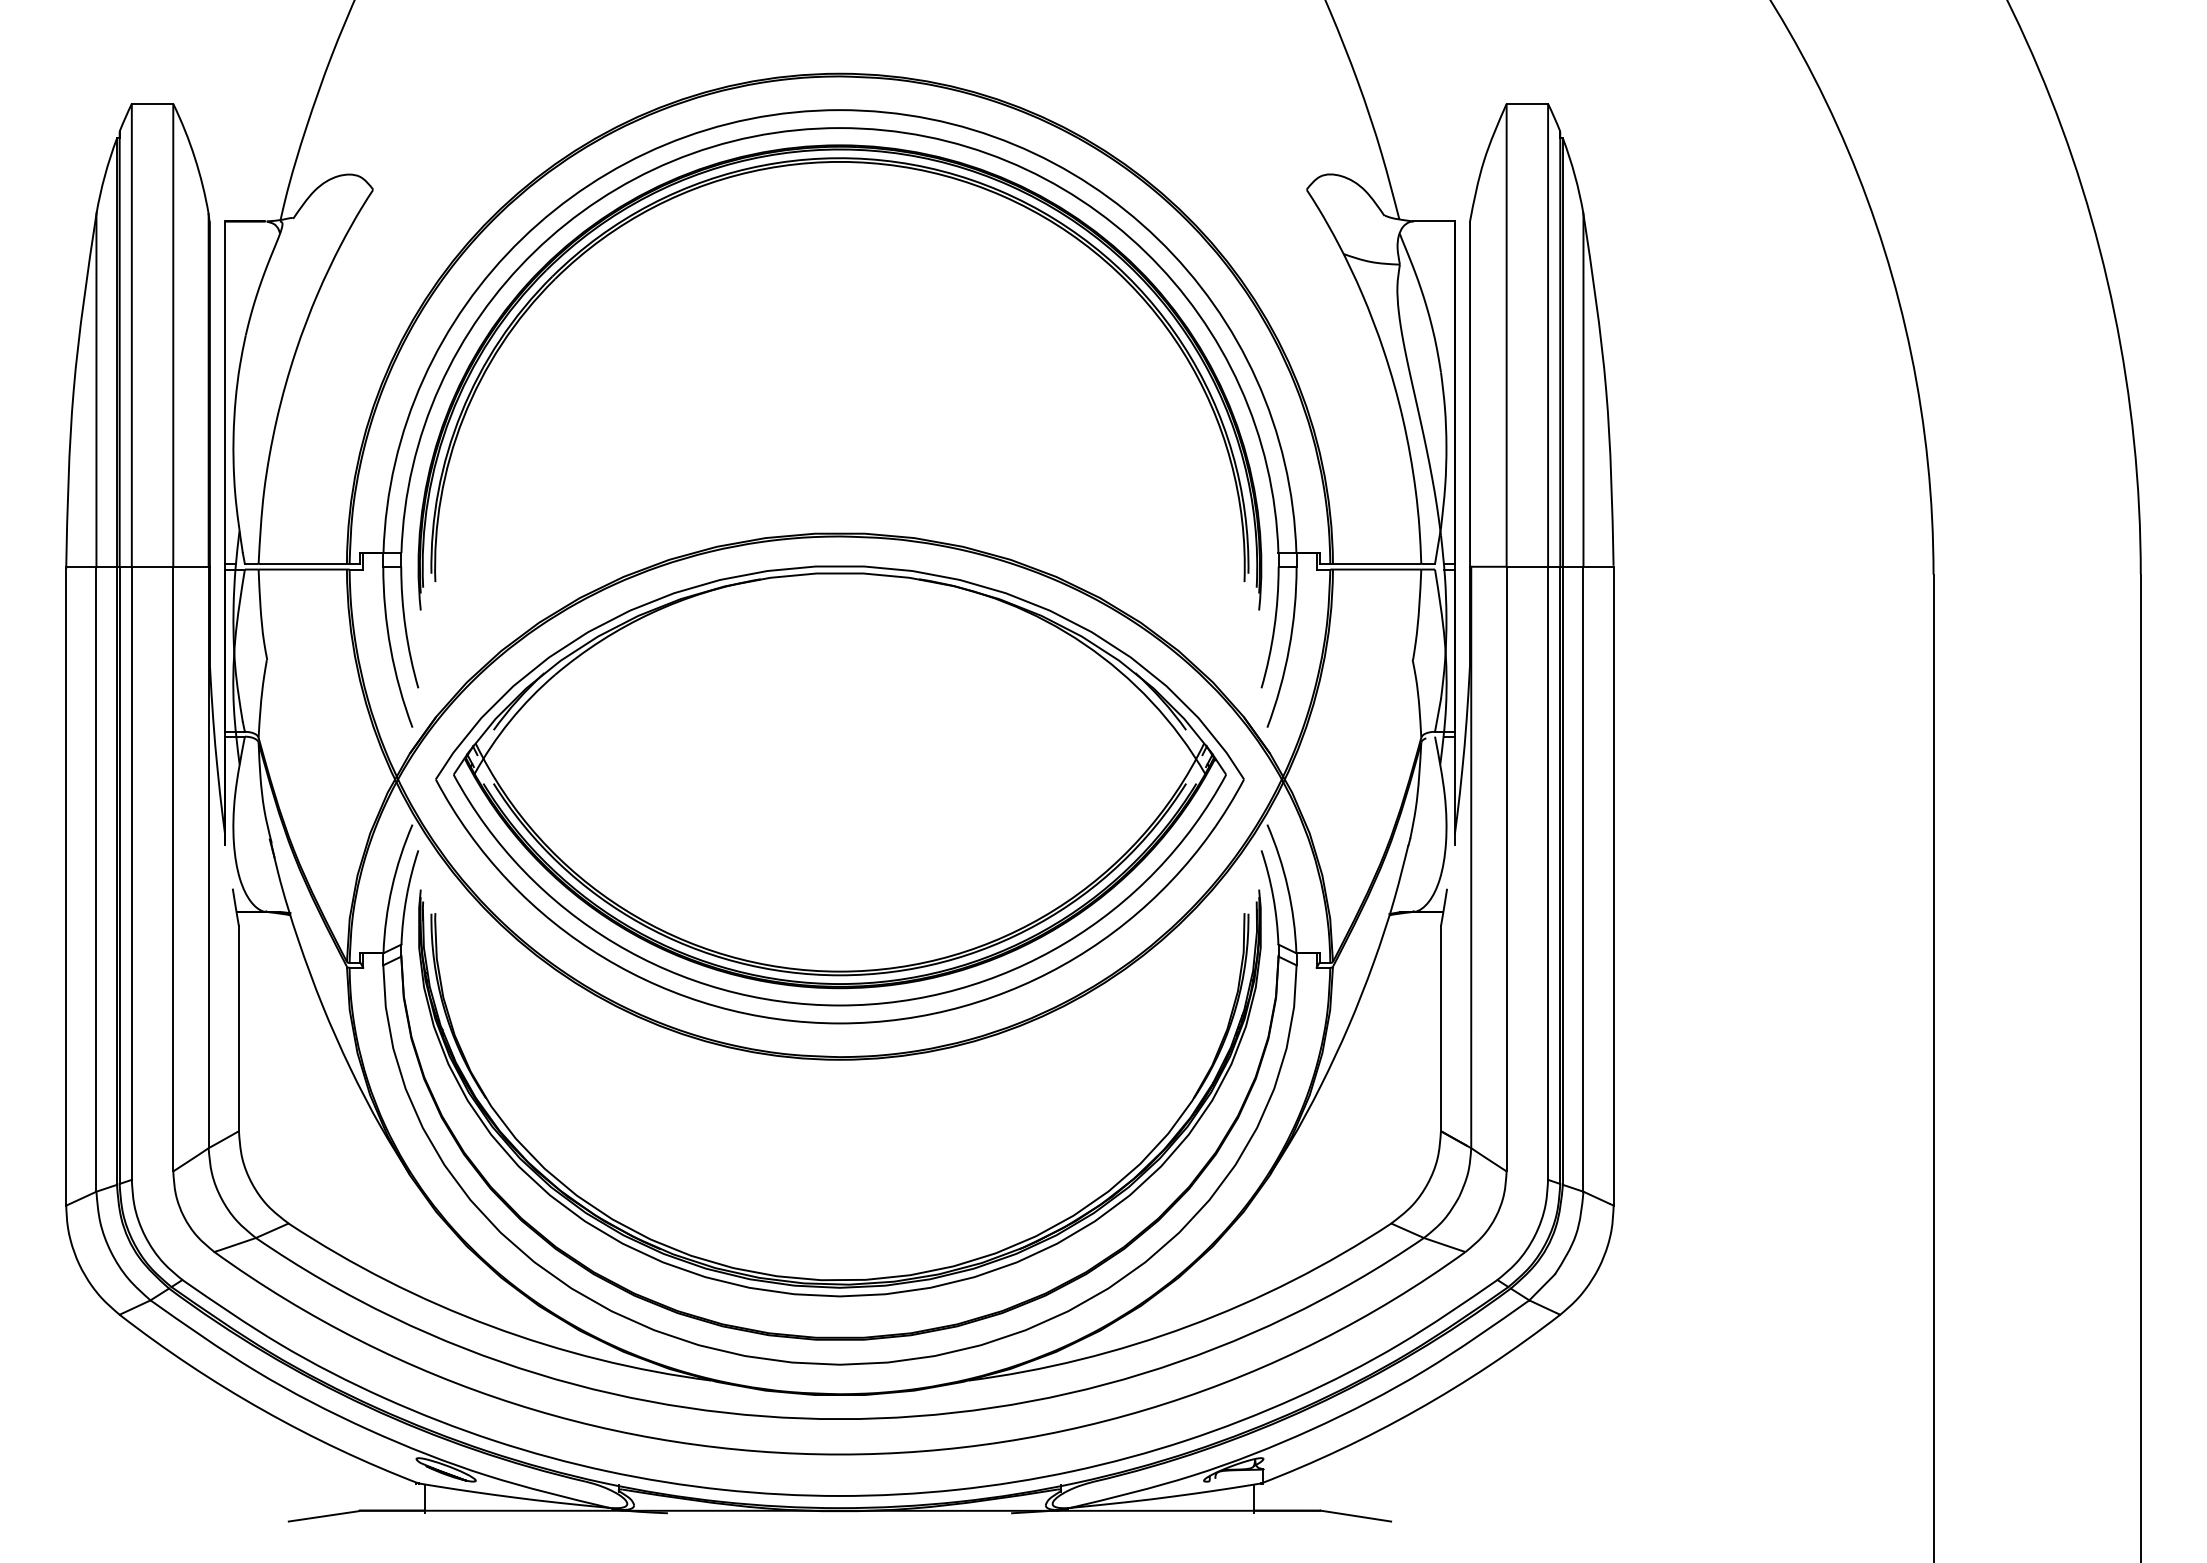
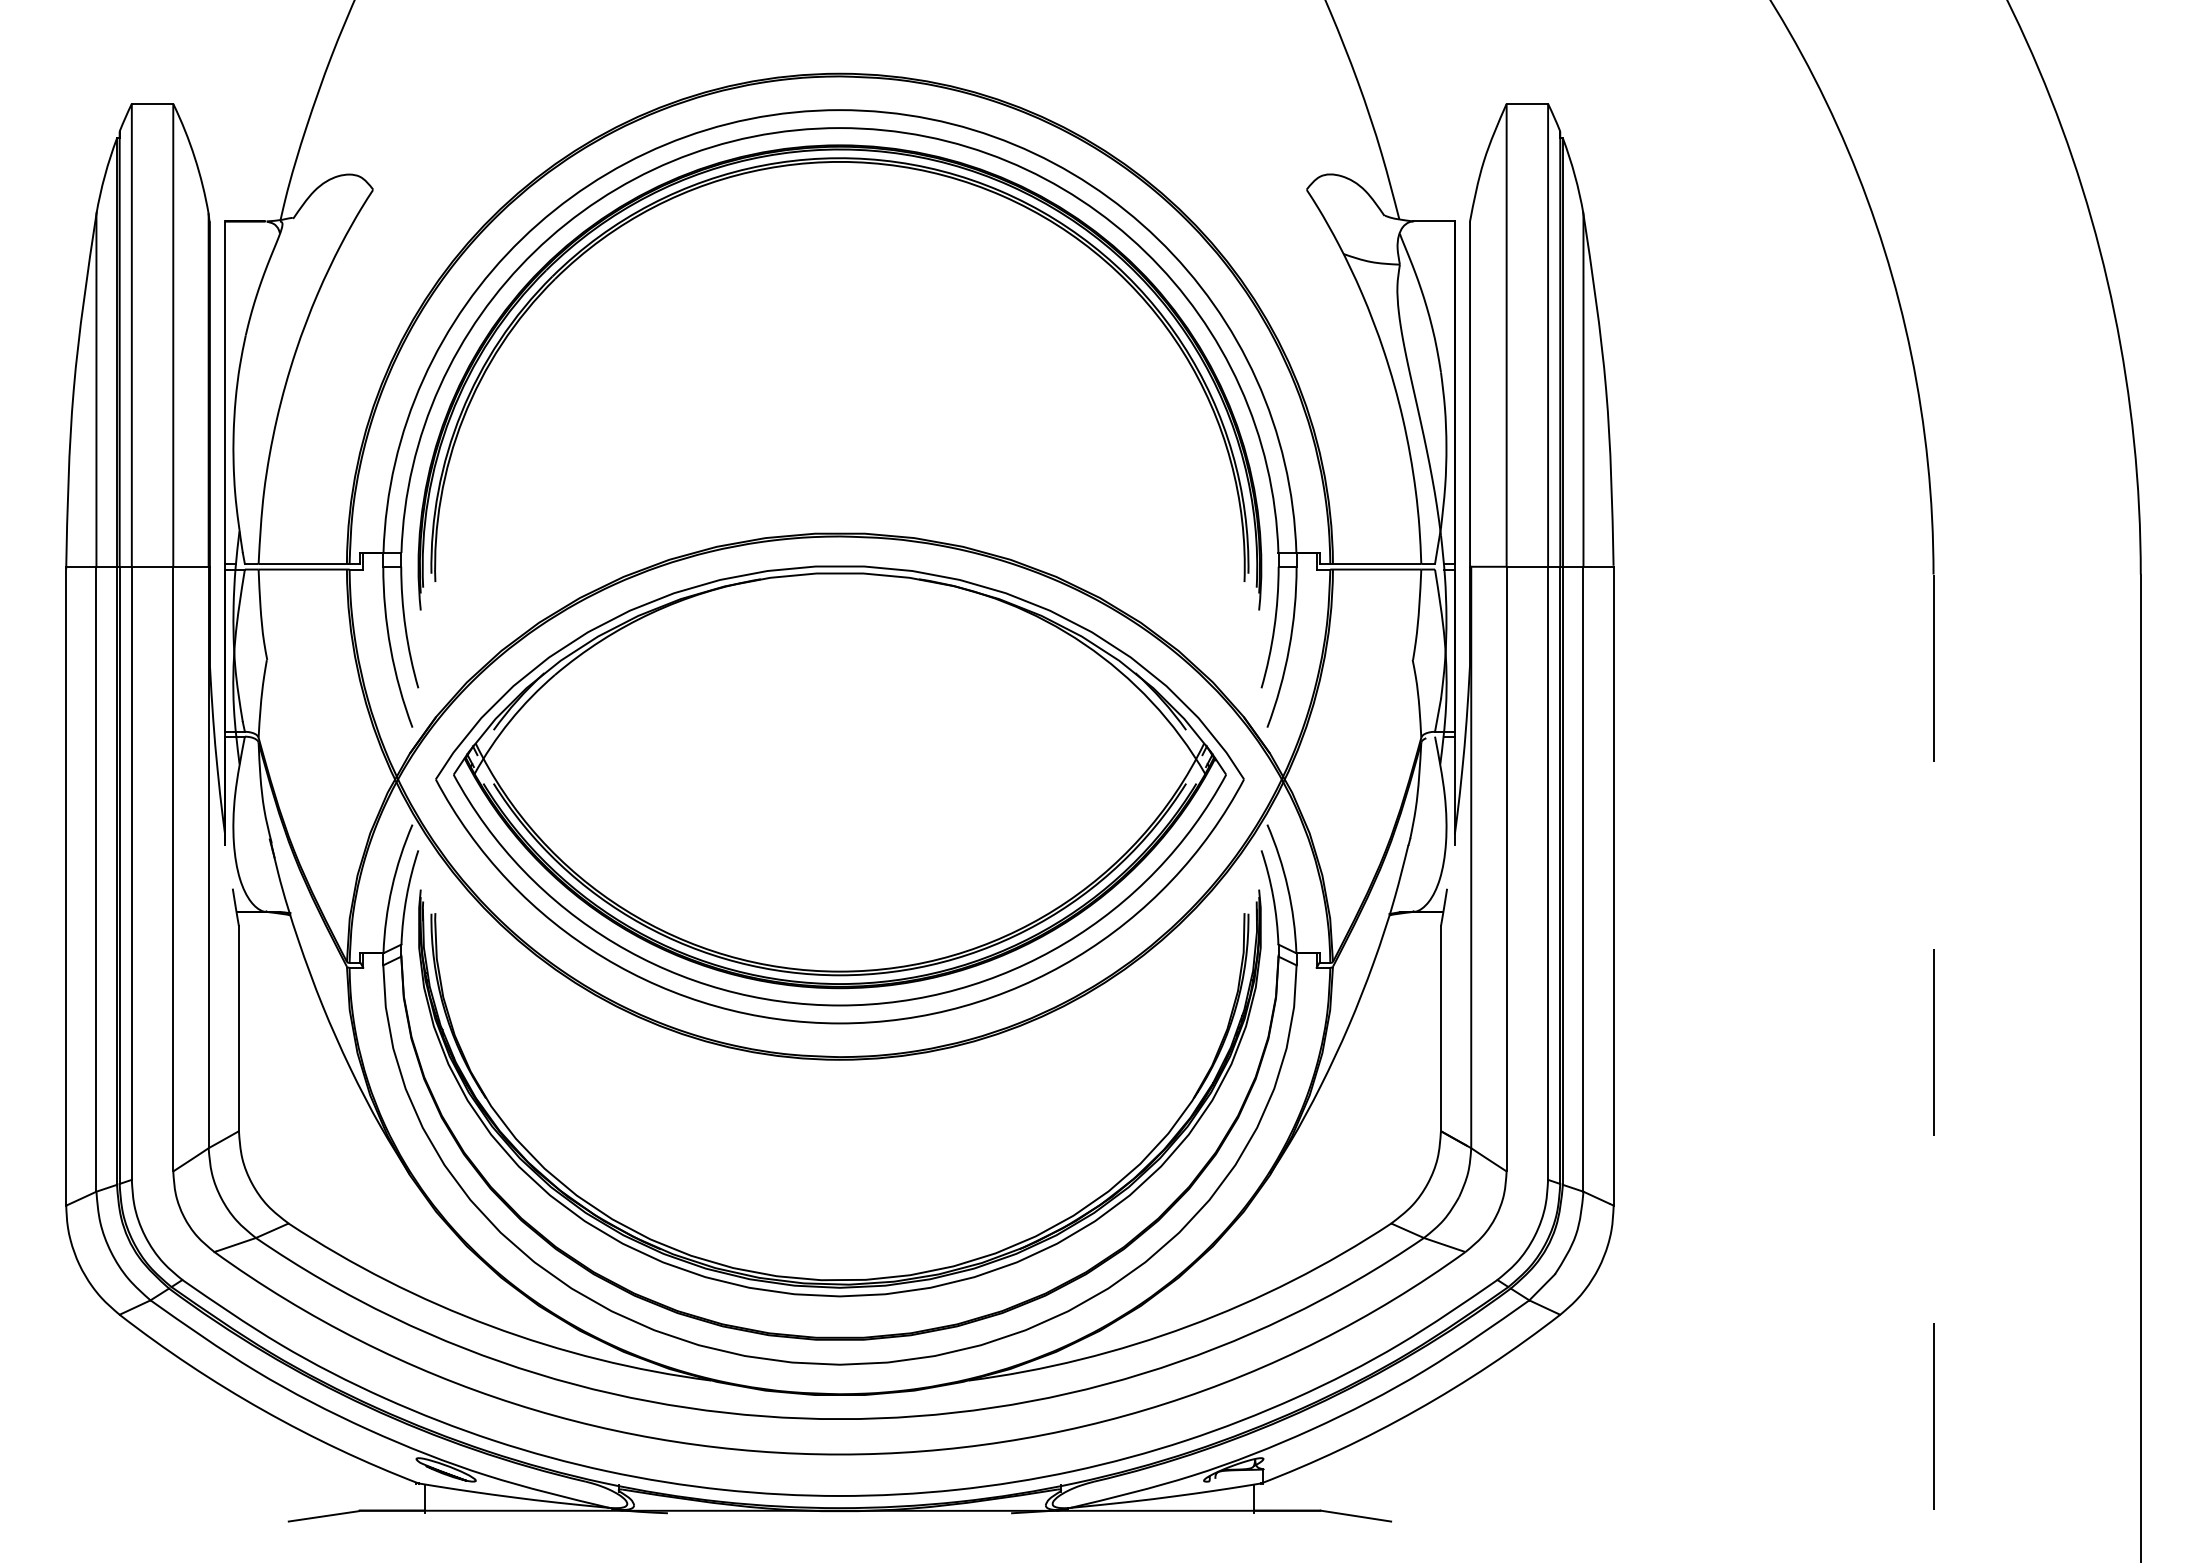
line: solid -> dashed (1933, 1069)
